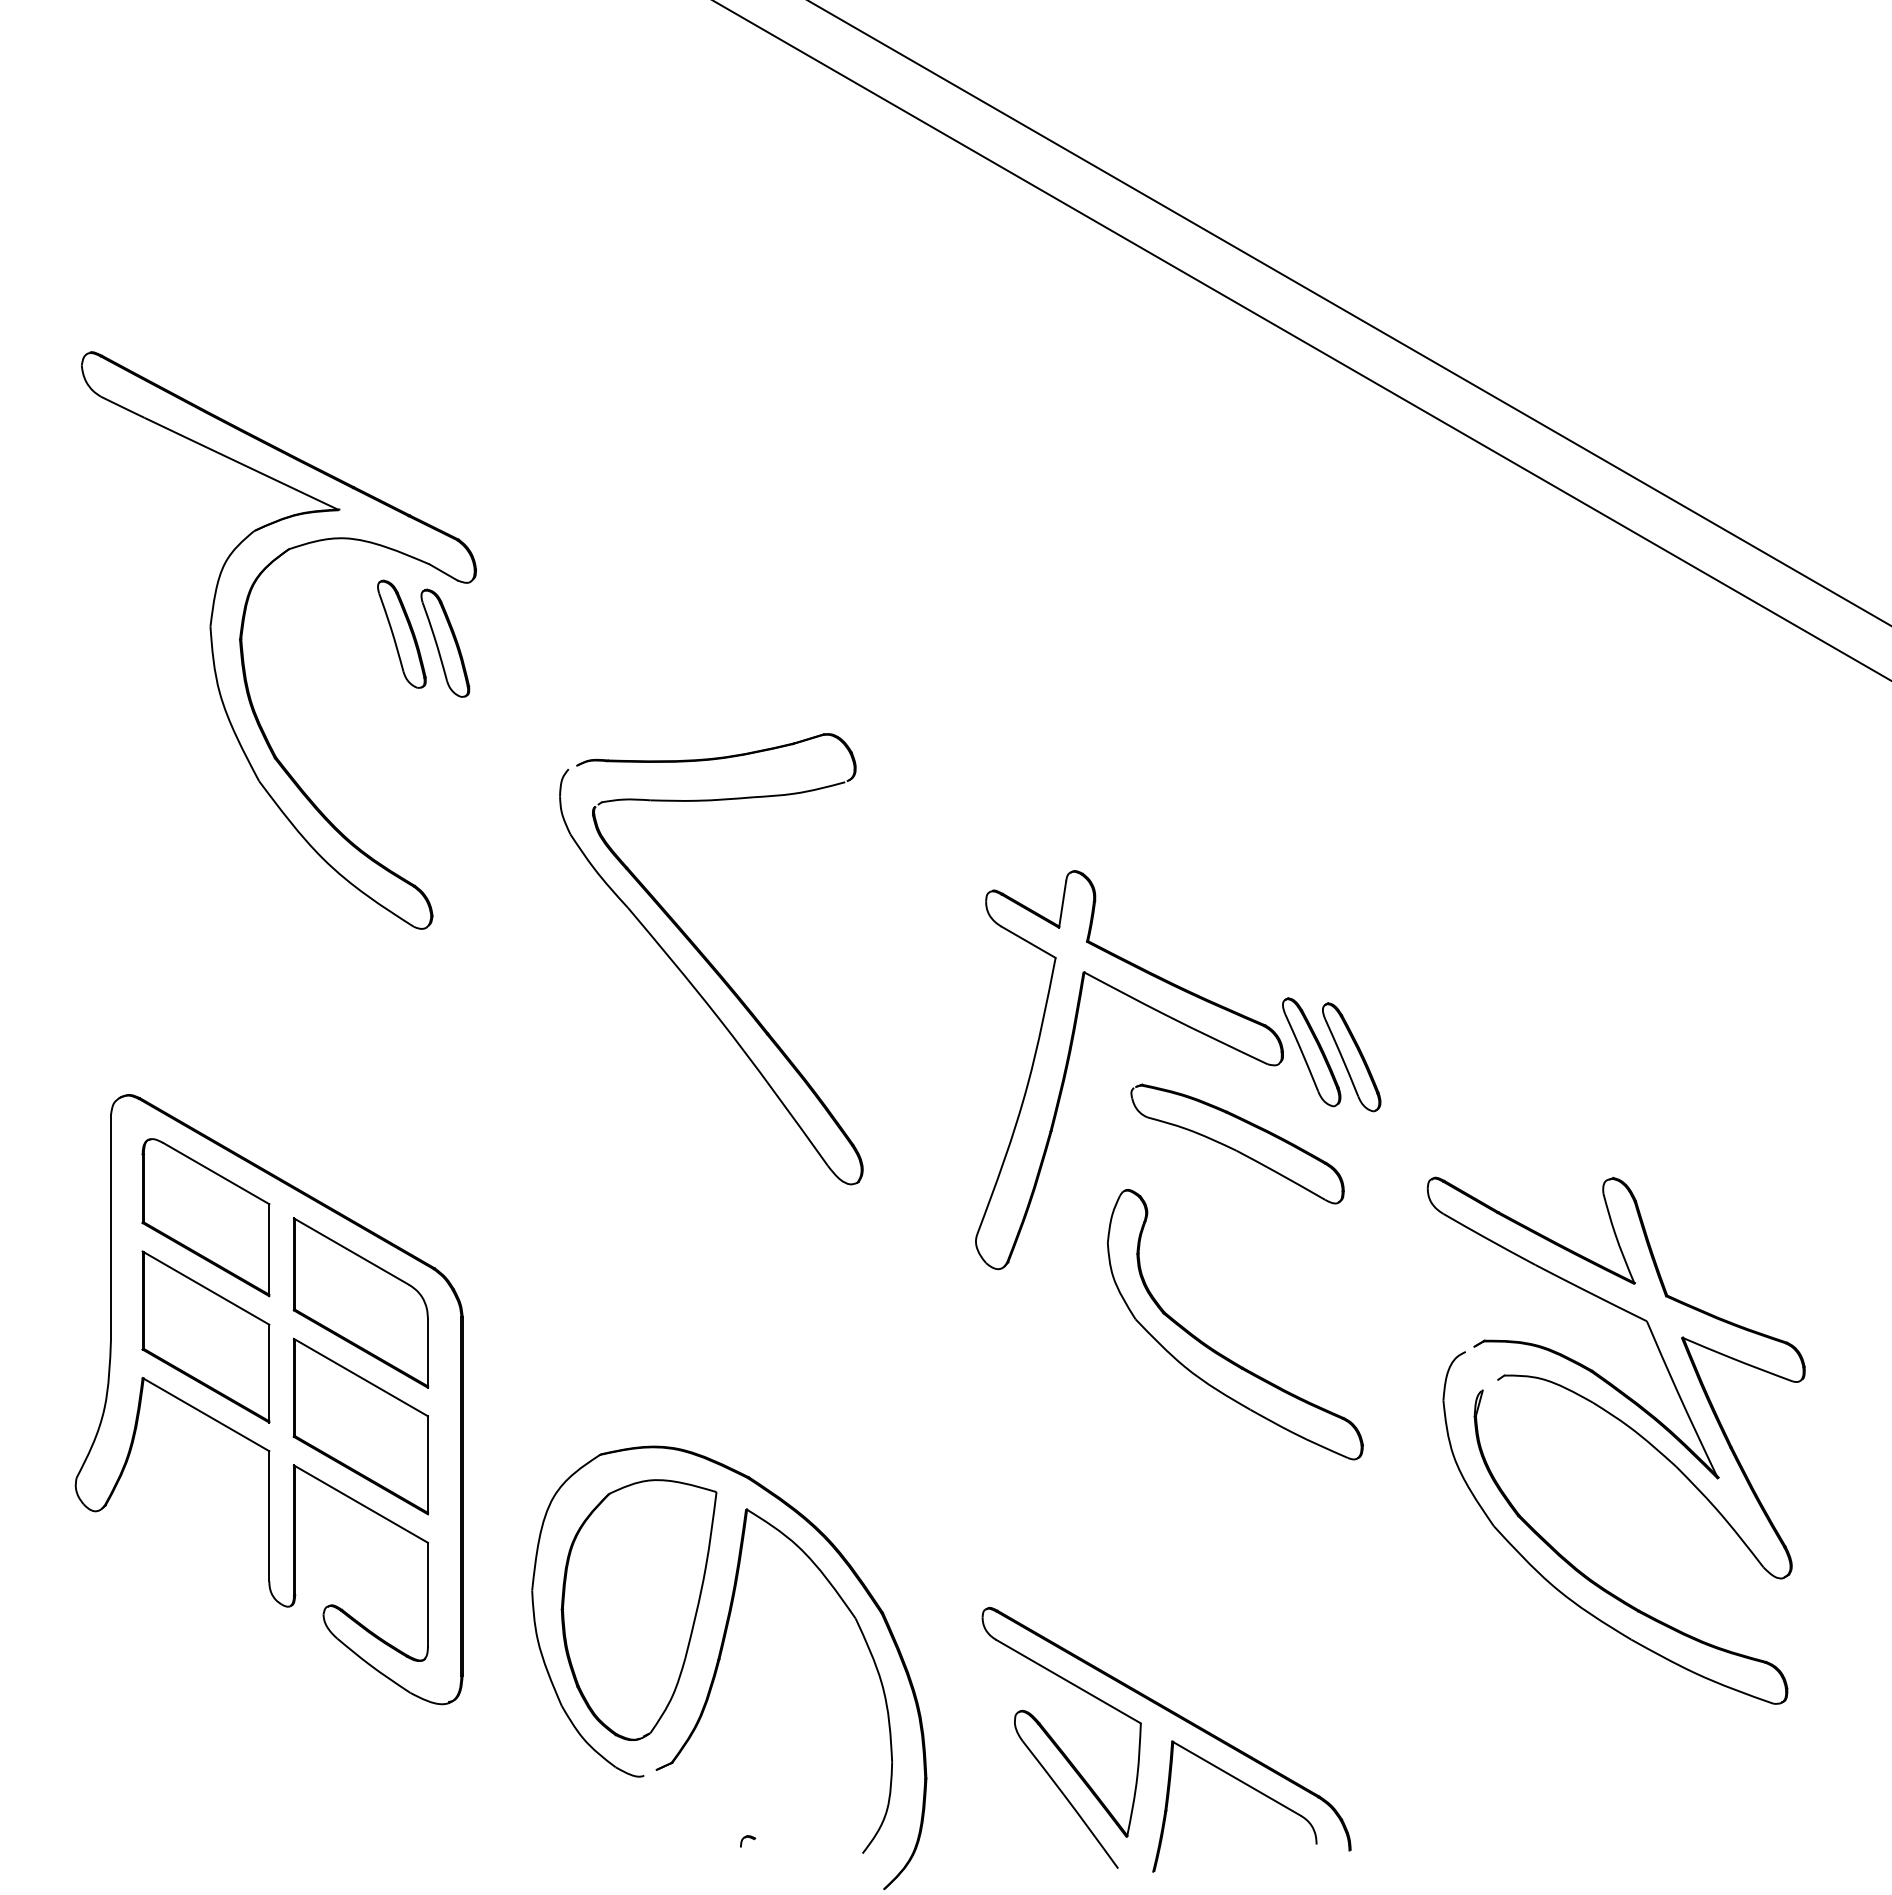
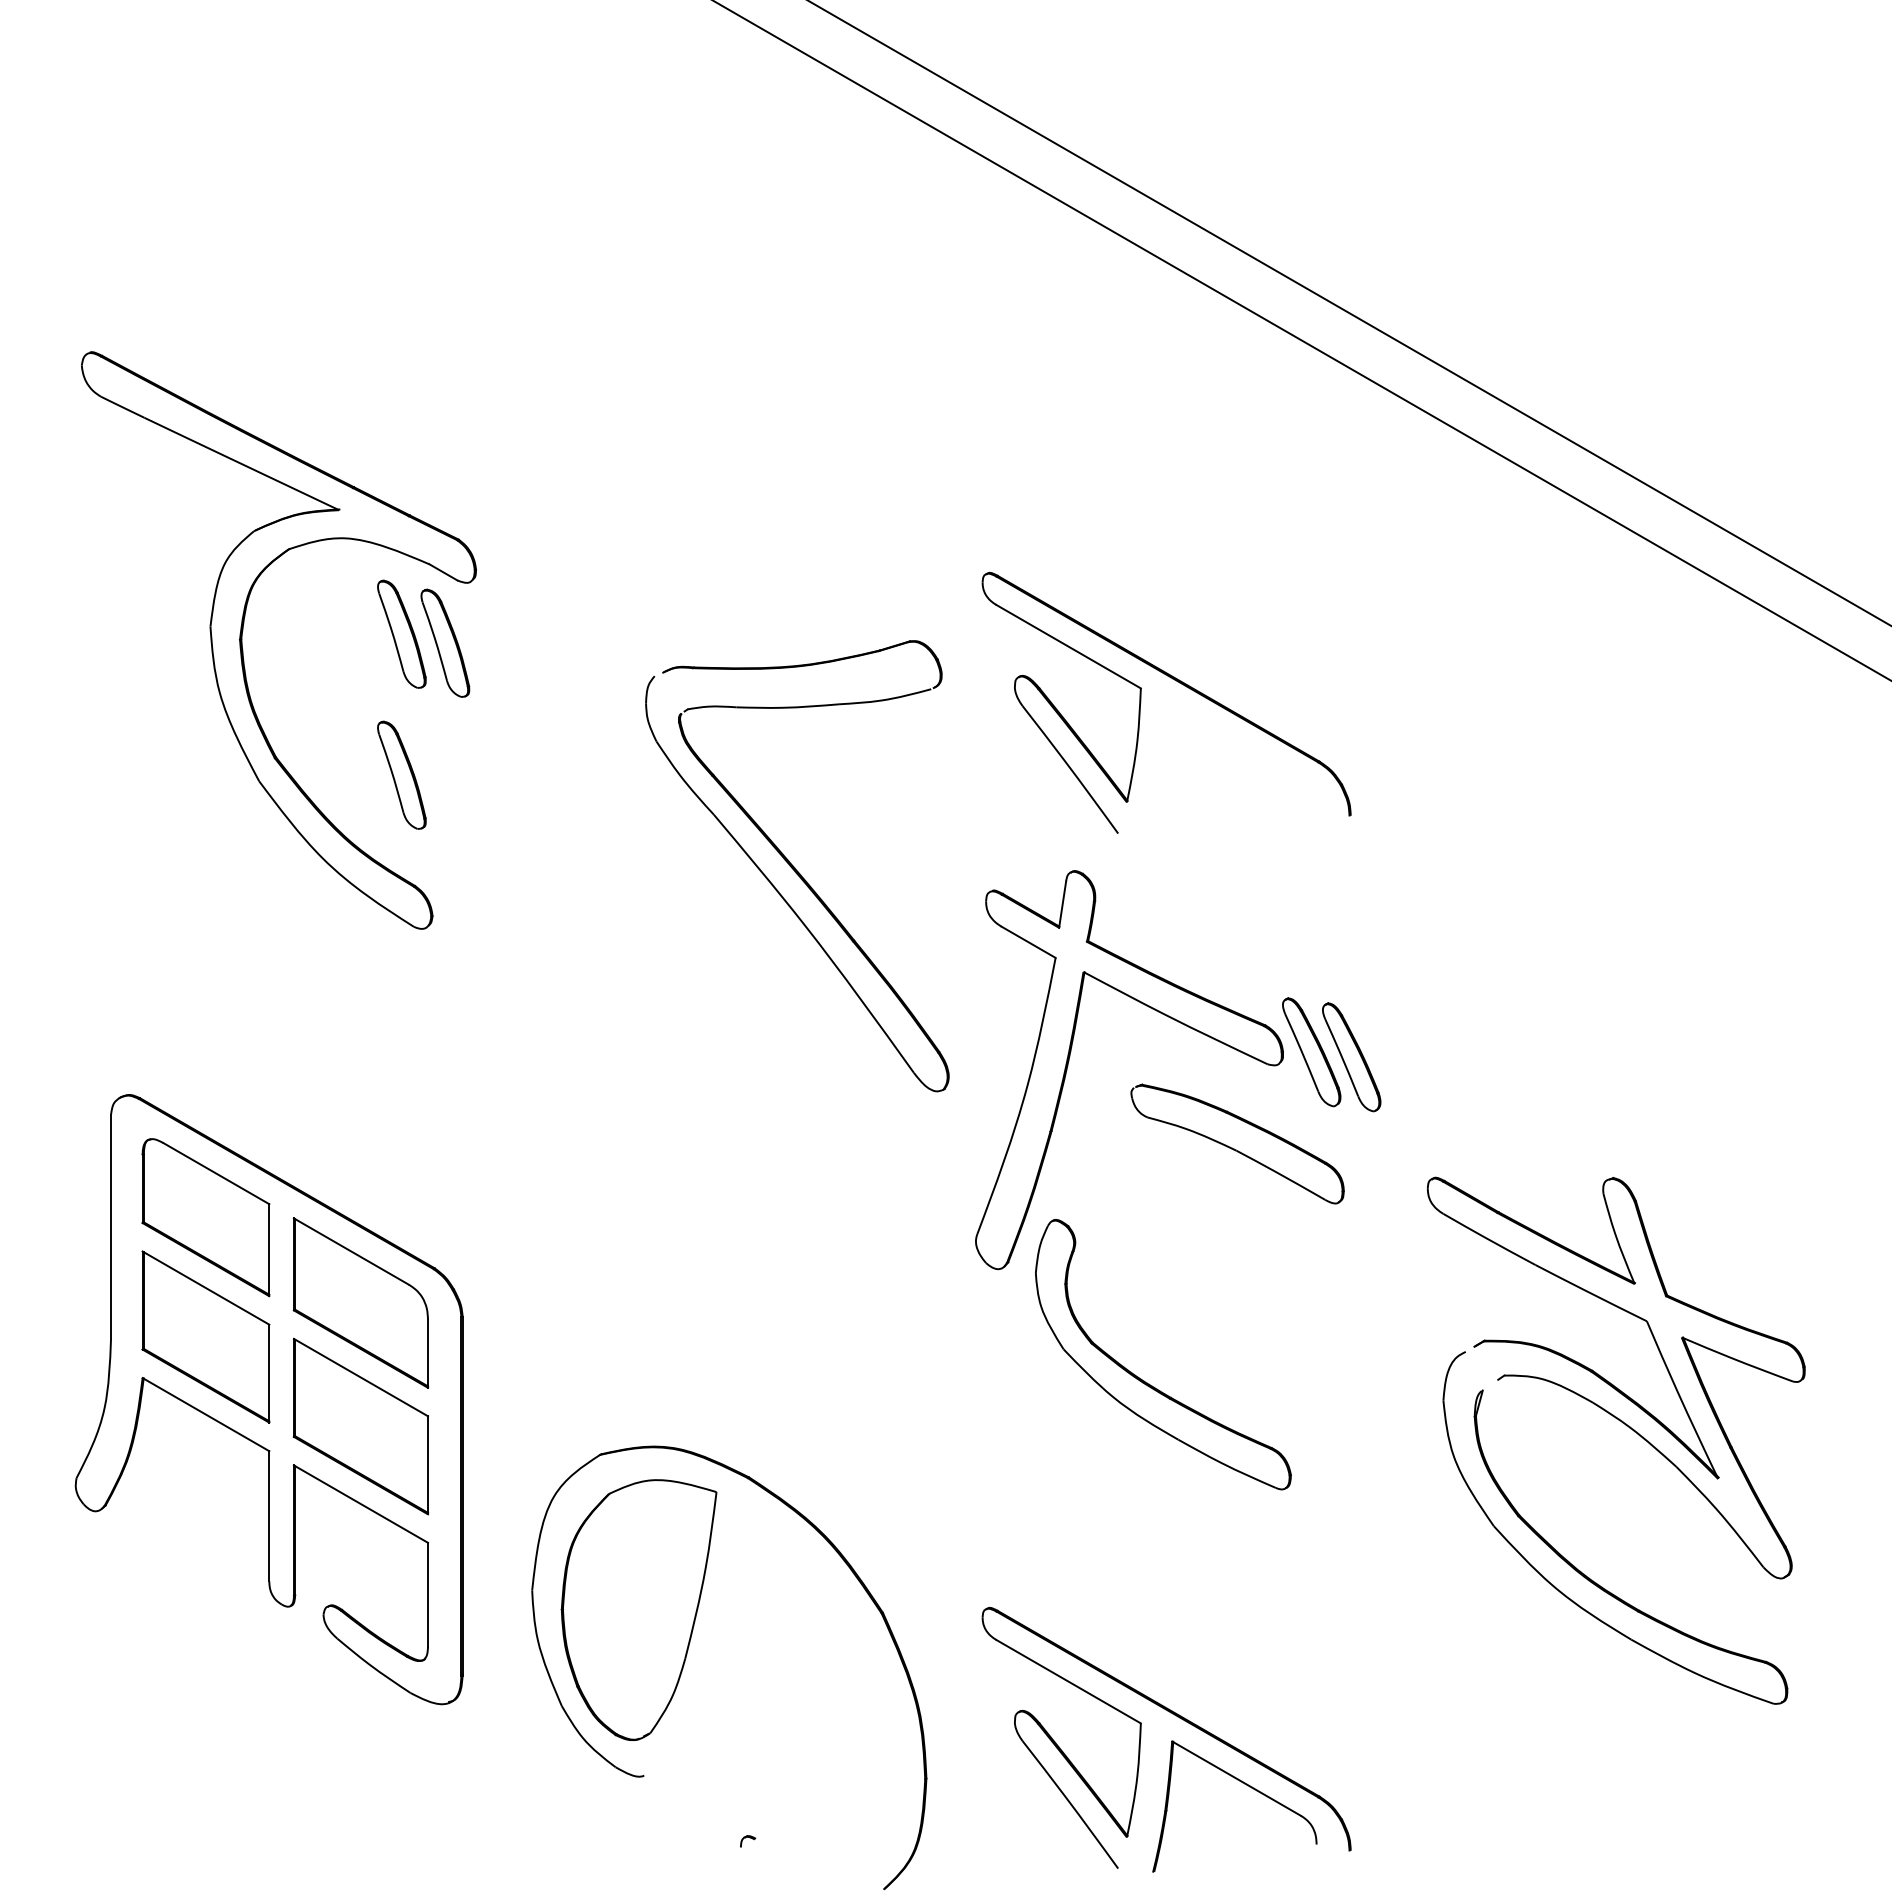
part: none -> present (1177, 682)
part: none -> present (401, 774)
part position: (711, 959) -> (797, 866) (797, 866)
part position: (1216, 1350) -> (1144, 1380) (1144, 1380)
part: present -> none (718, 1667)
